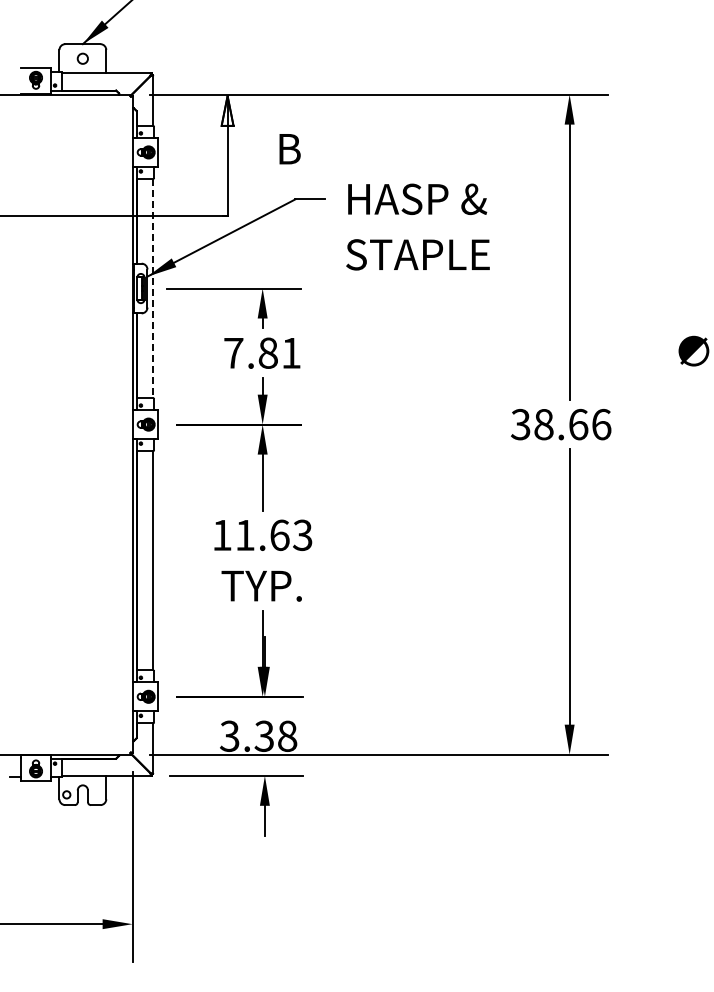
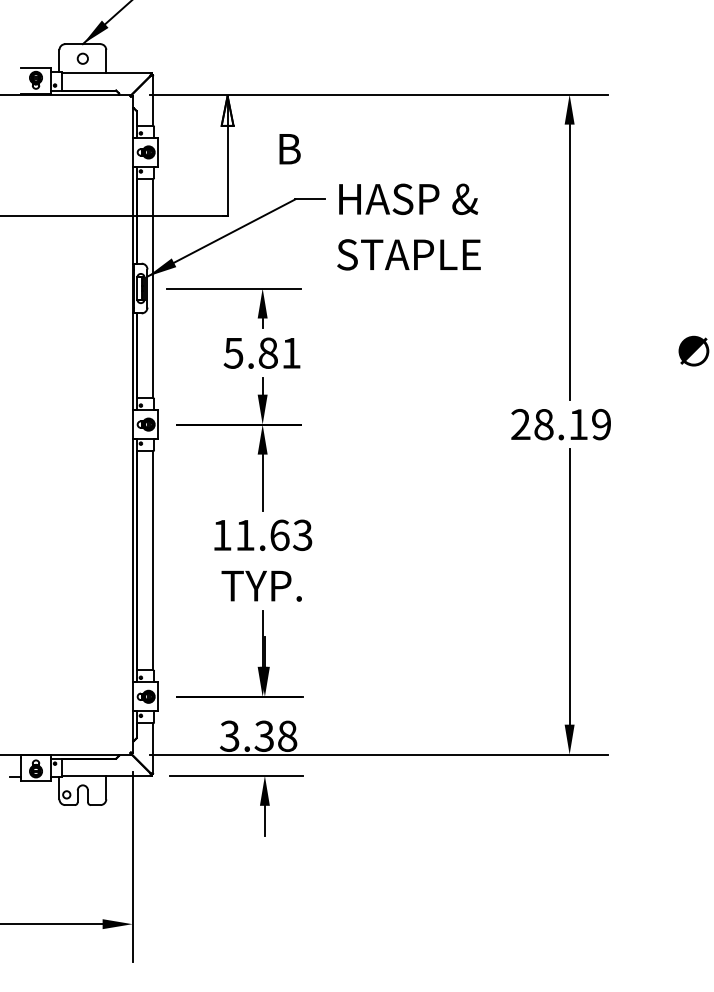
text position: (417, 226) -> (408, 226) (408, 226)
line: dashed -> solid (153, 288)
text: 7.81 -> 5.81 (233, 353)
text: 38.66 -> 28.19 (561, 424)
